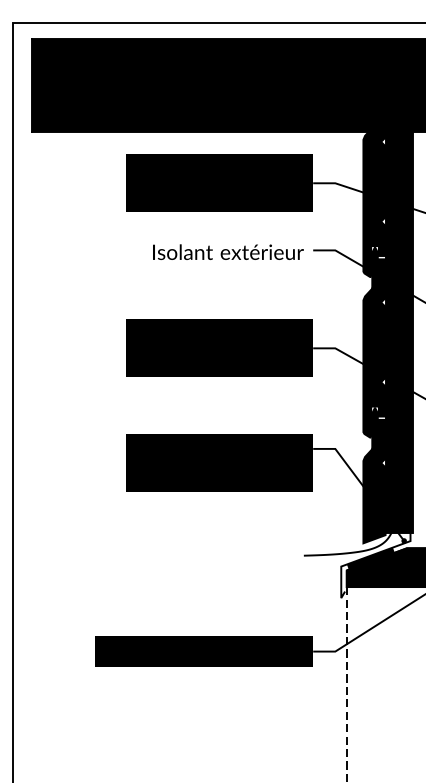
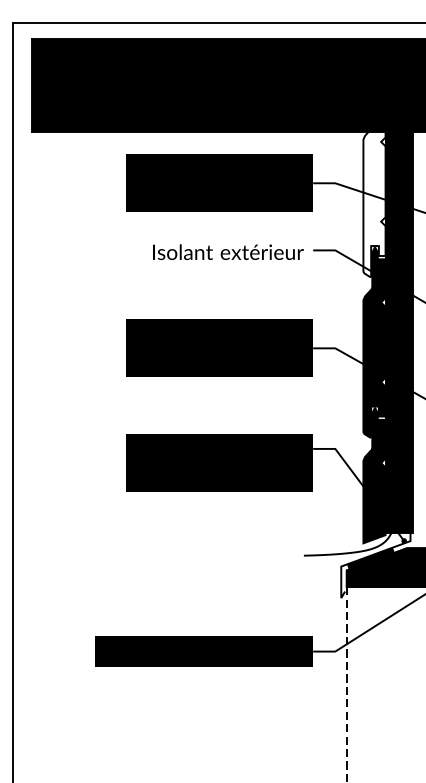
fill: present -> none (374, 187)
